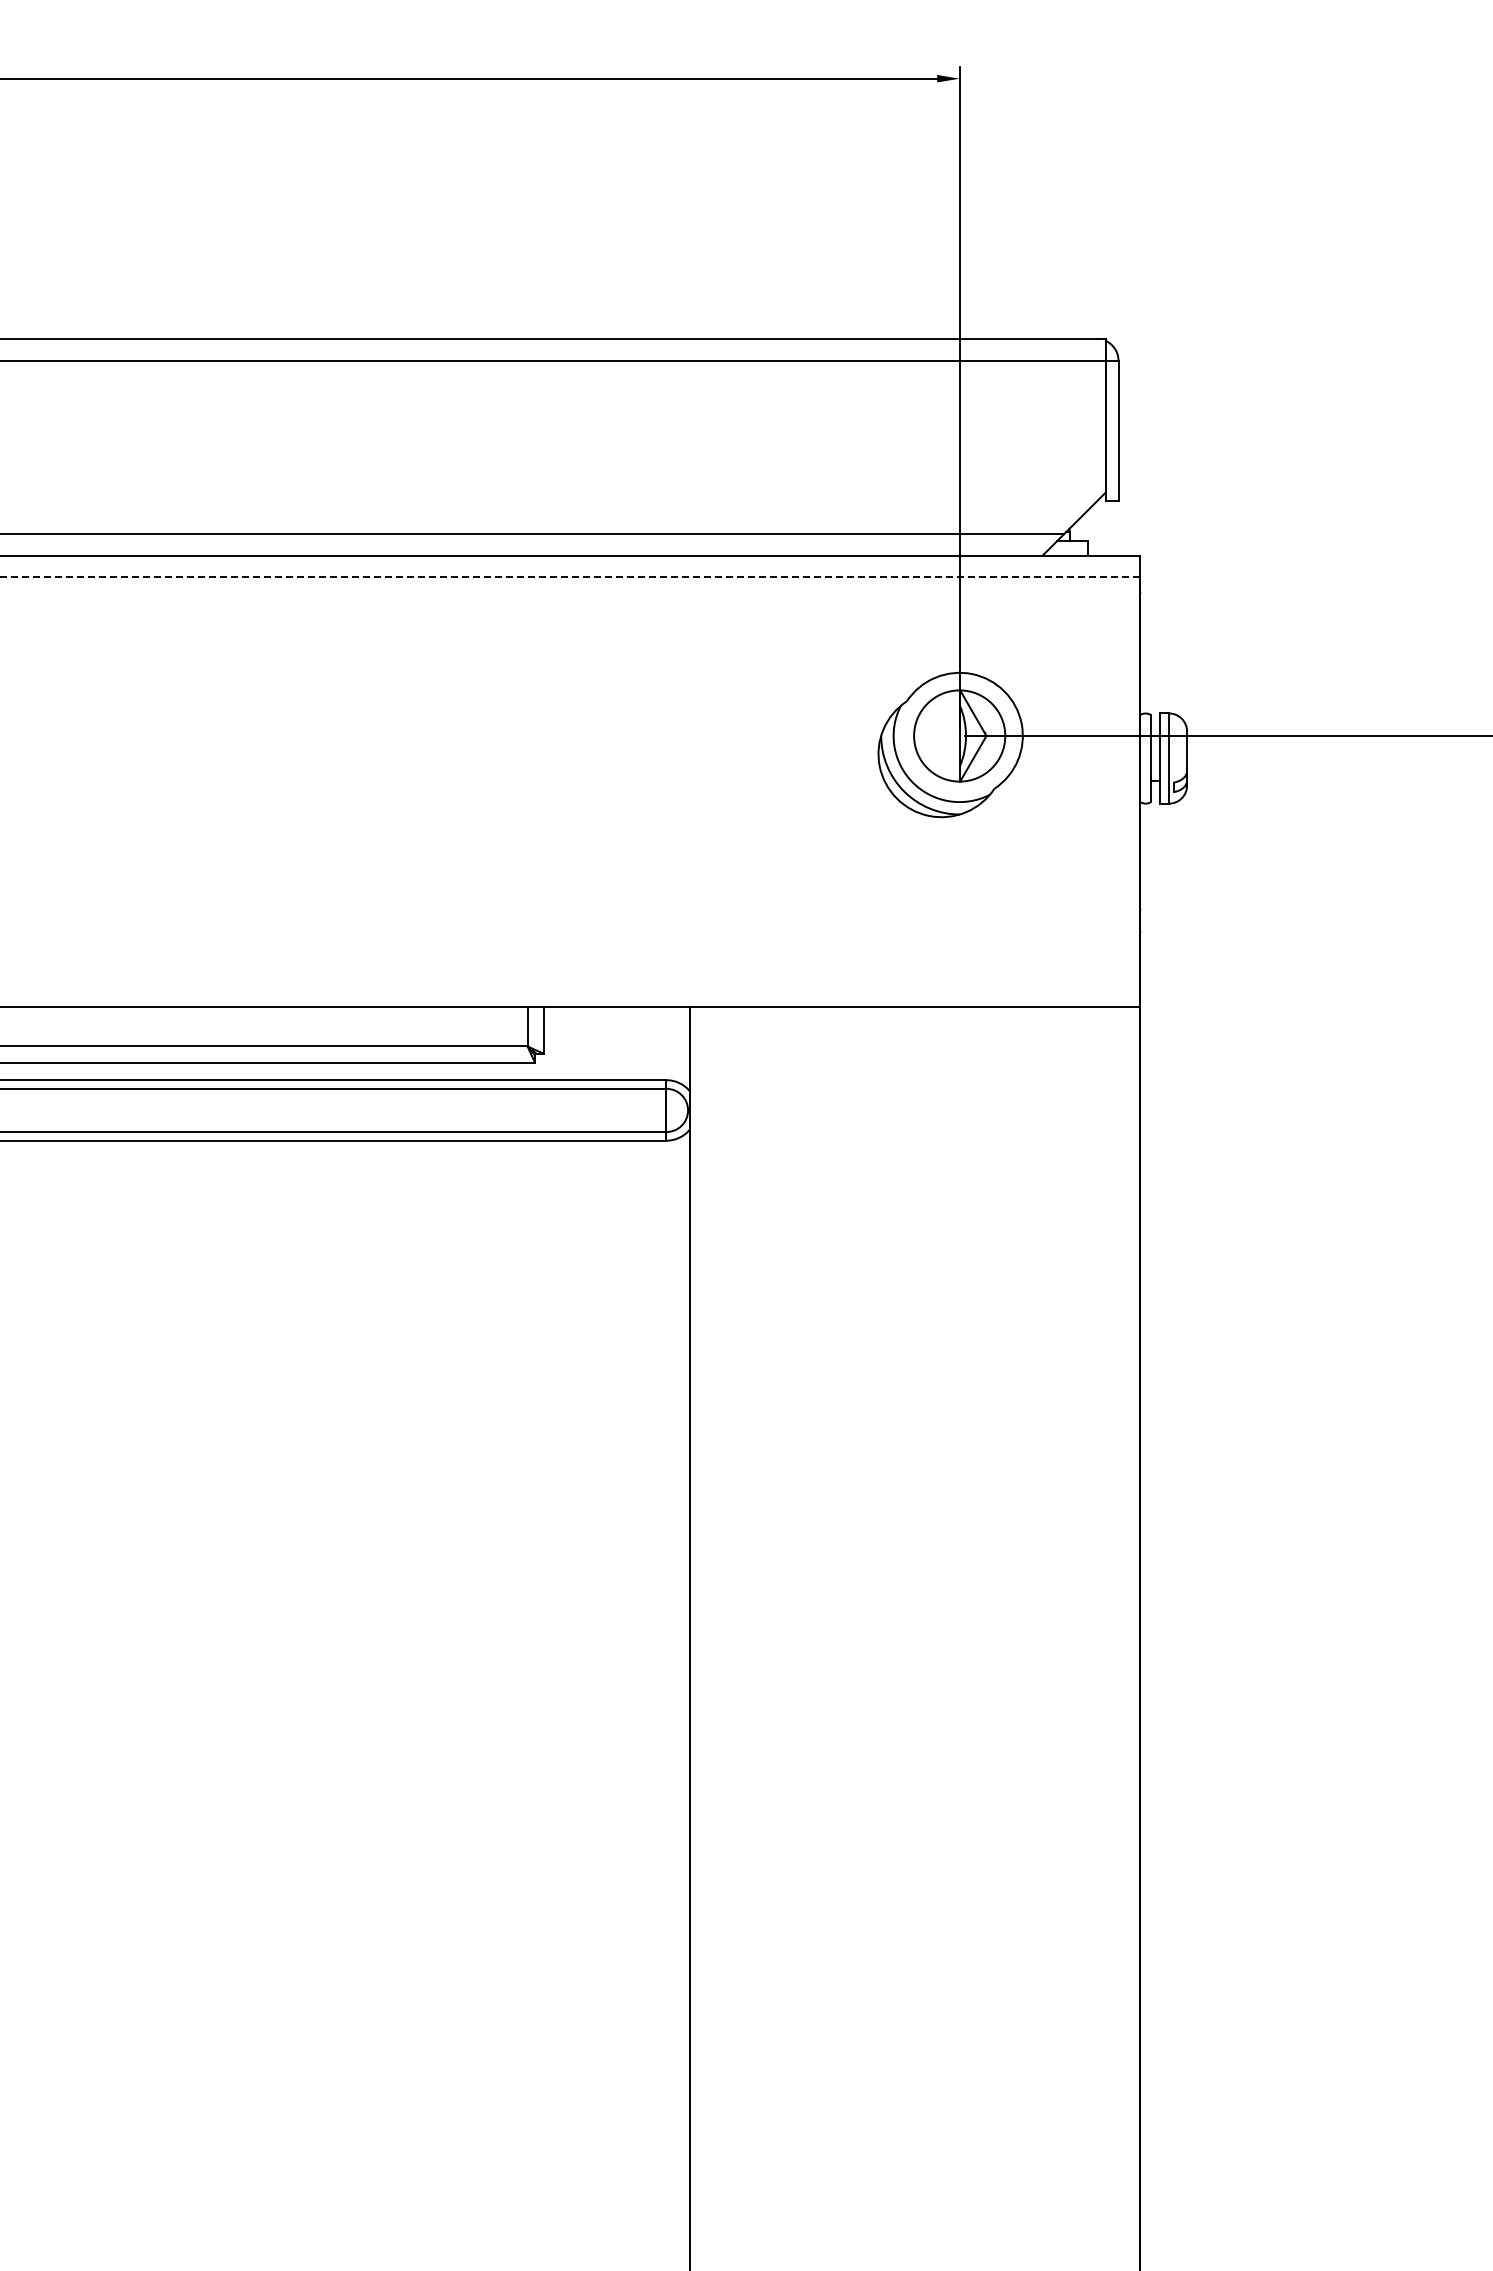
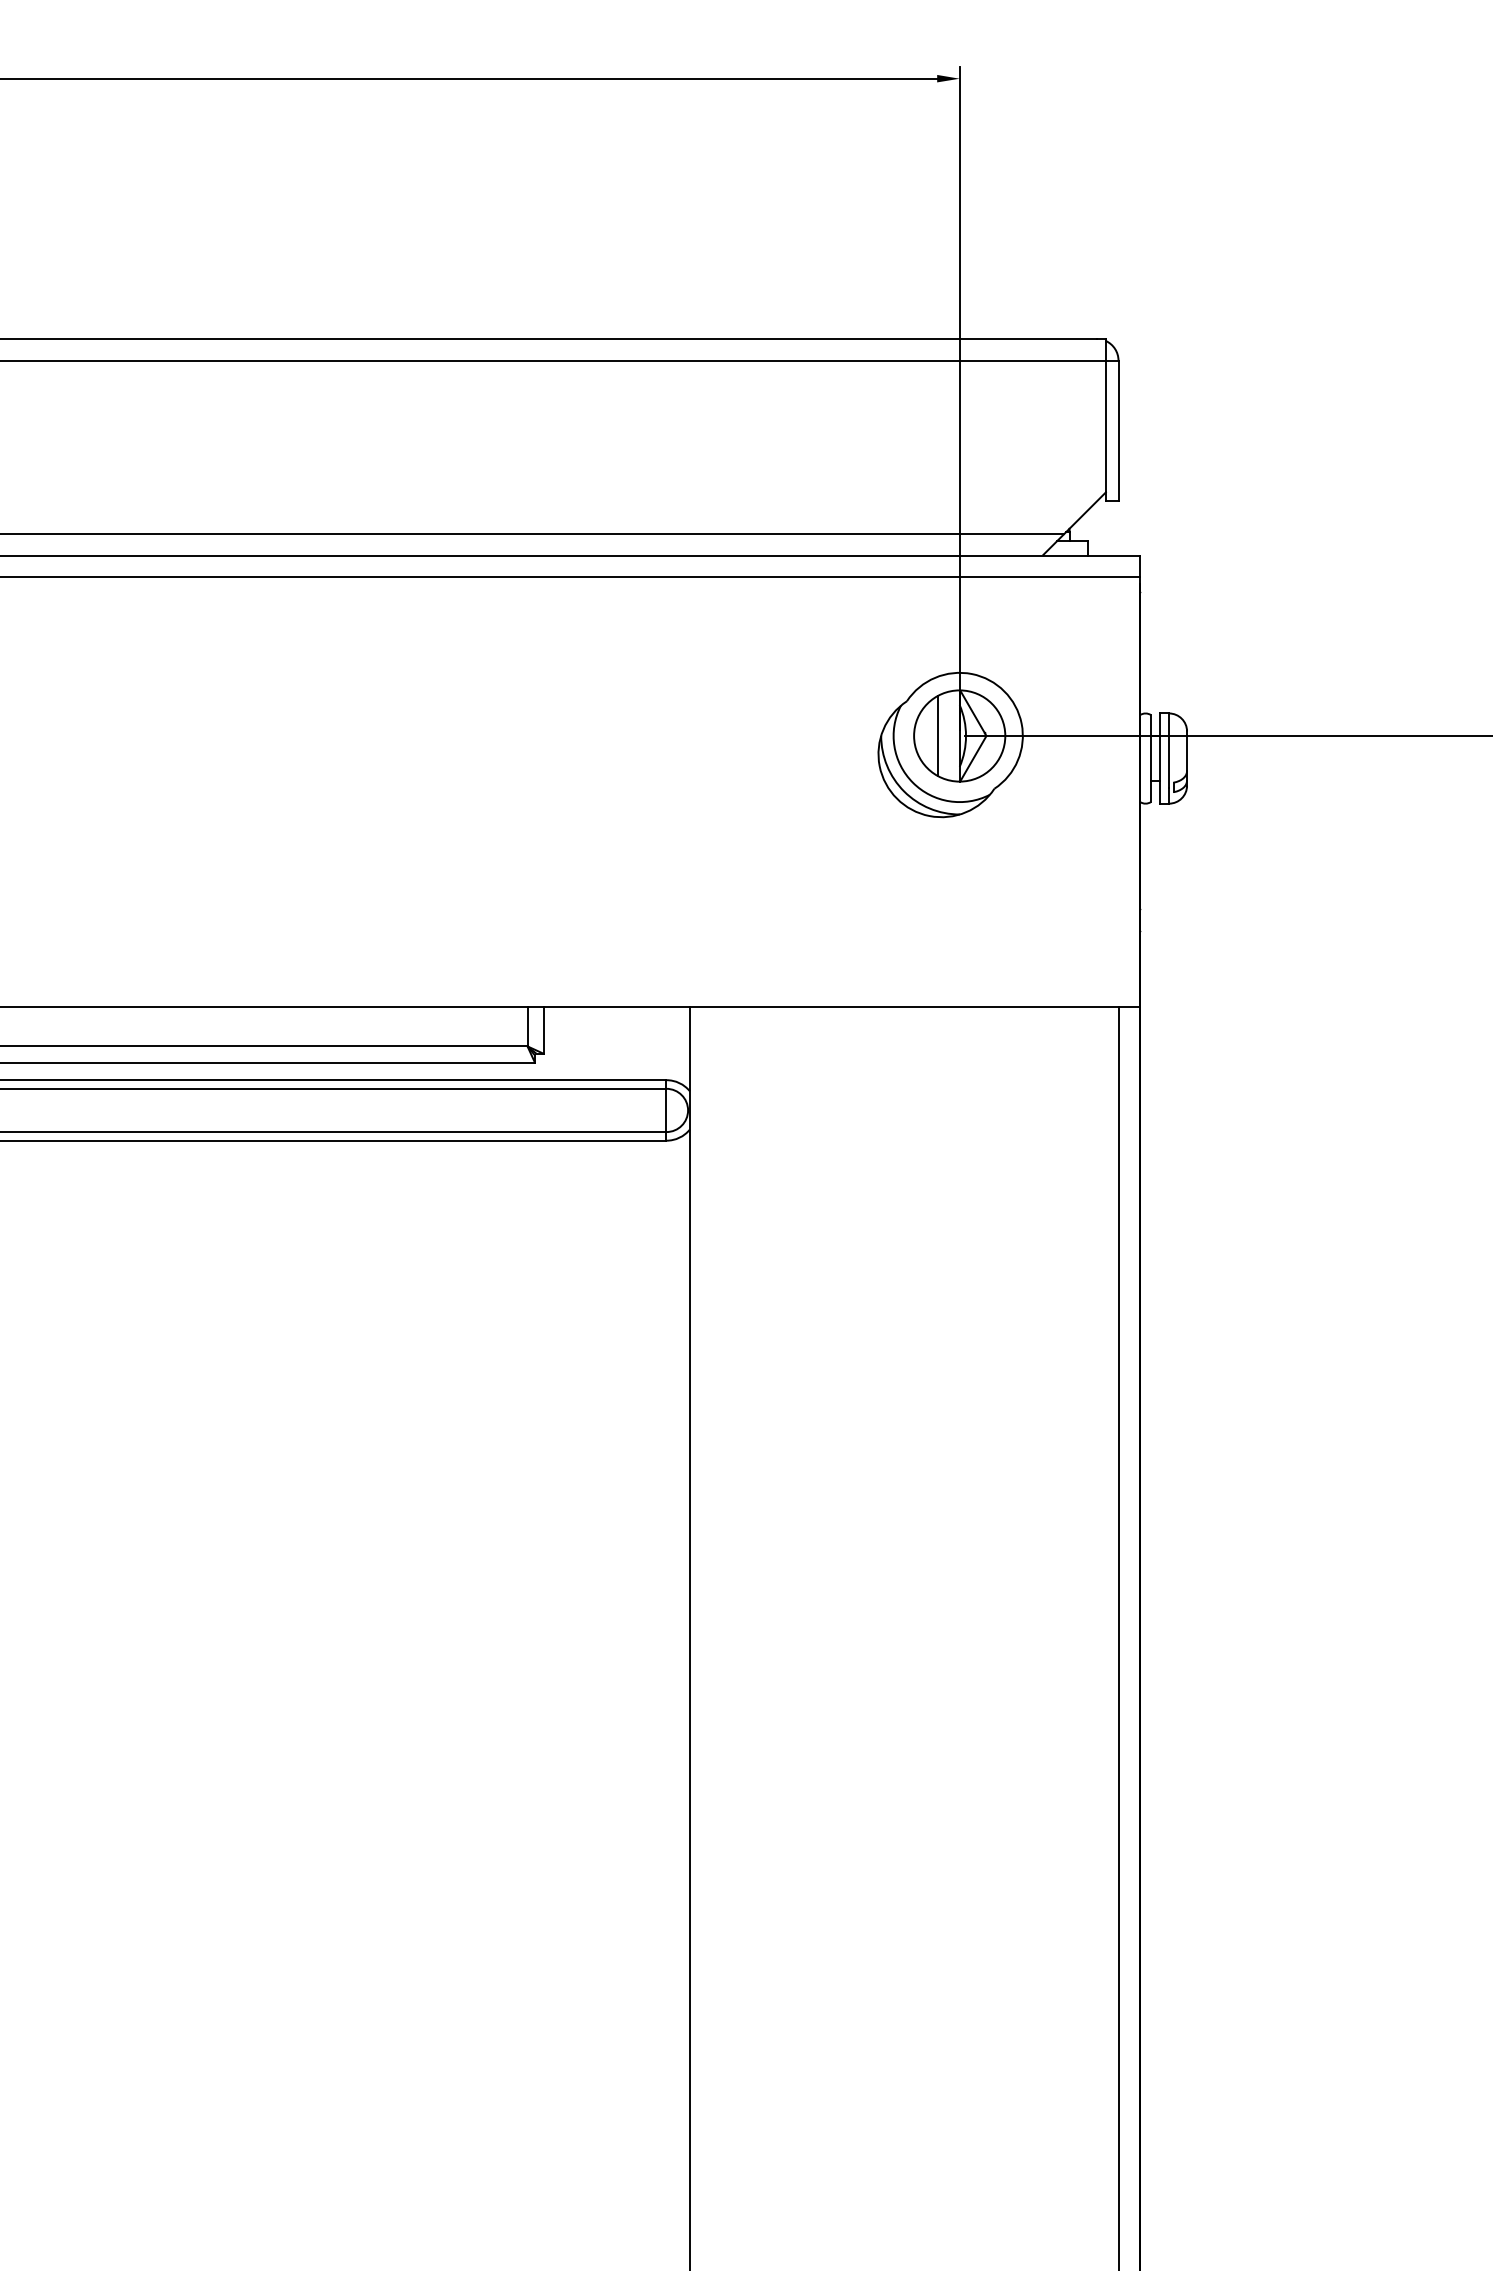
line: dashed -> solid (569, 577)
line: none -> present (938, 735)
line: none -> present (1118, 1636)
